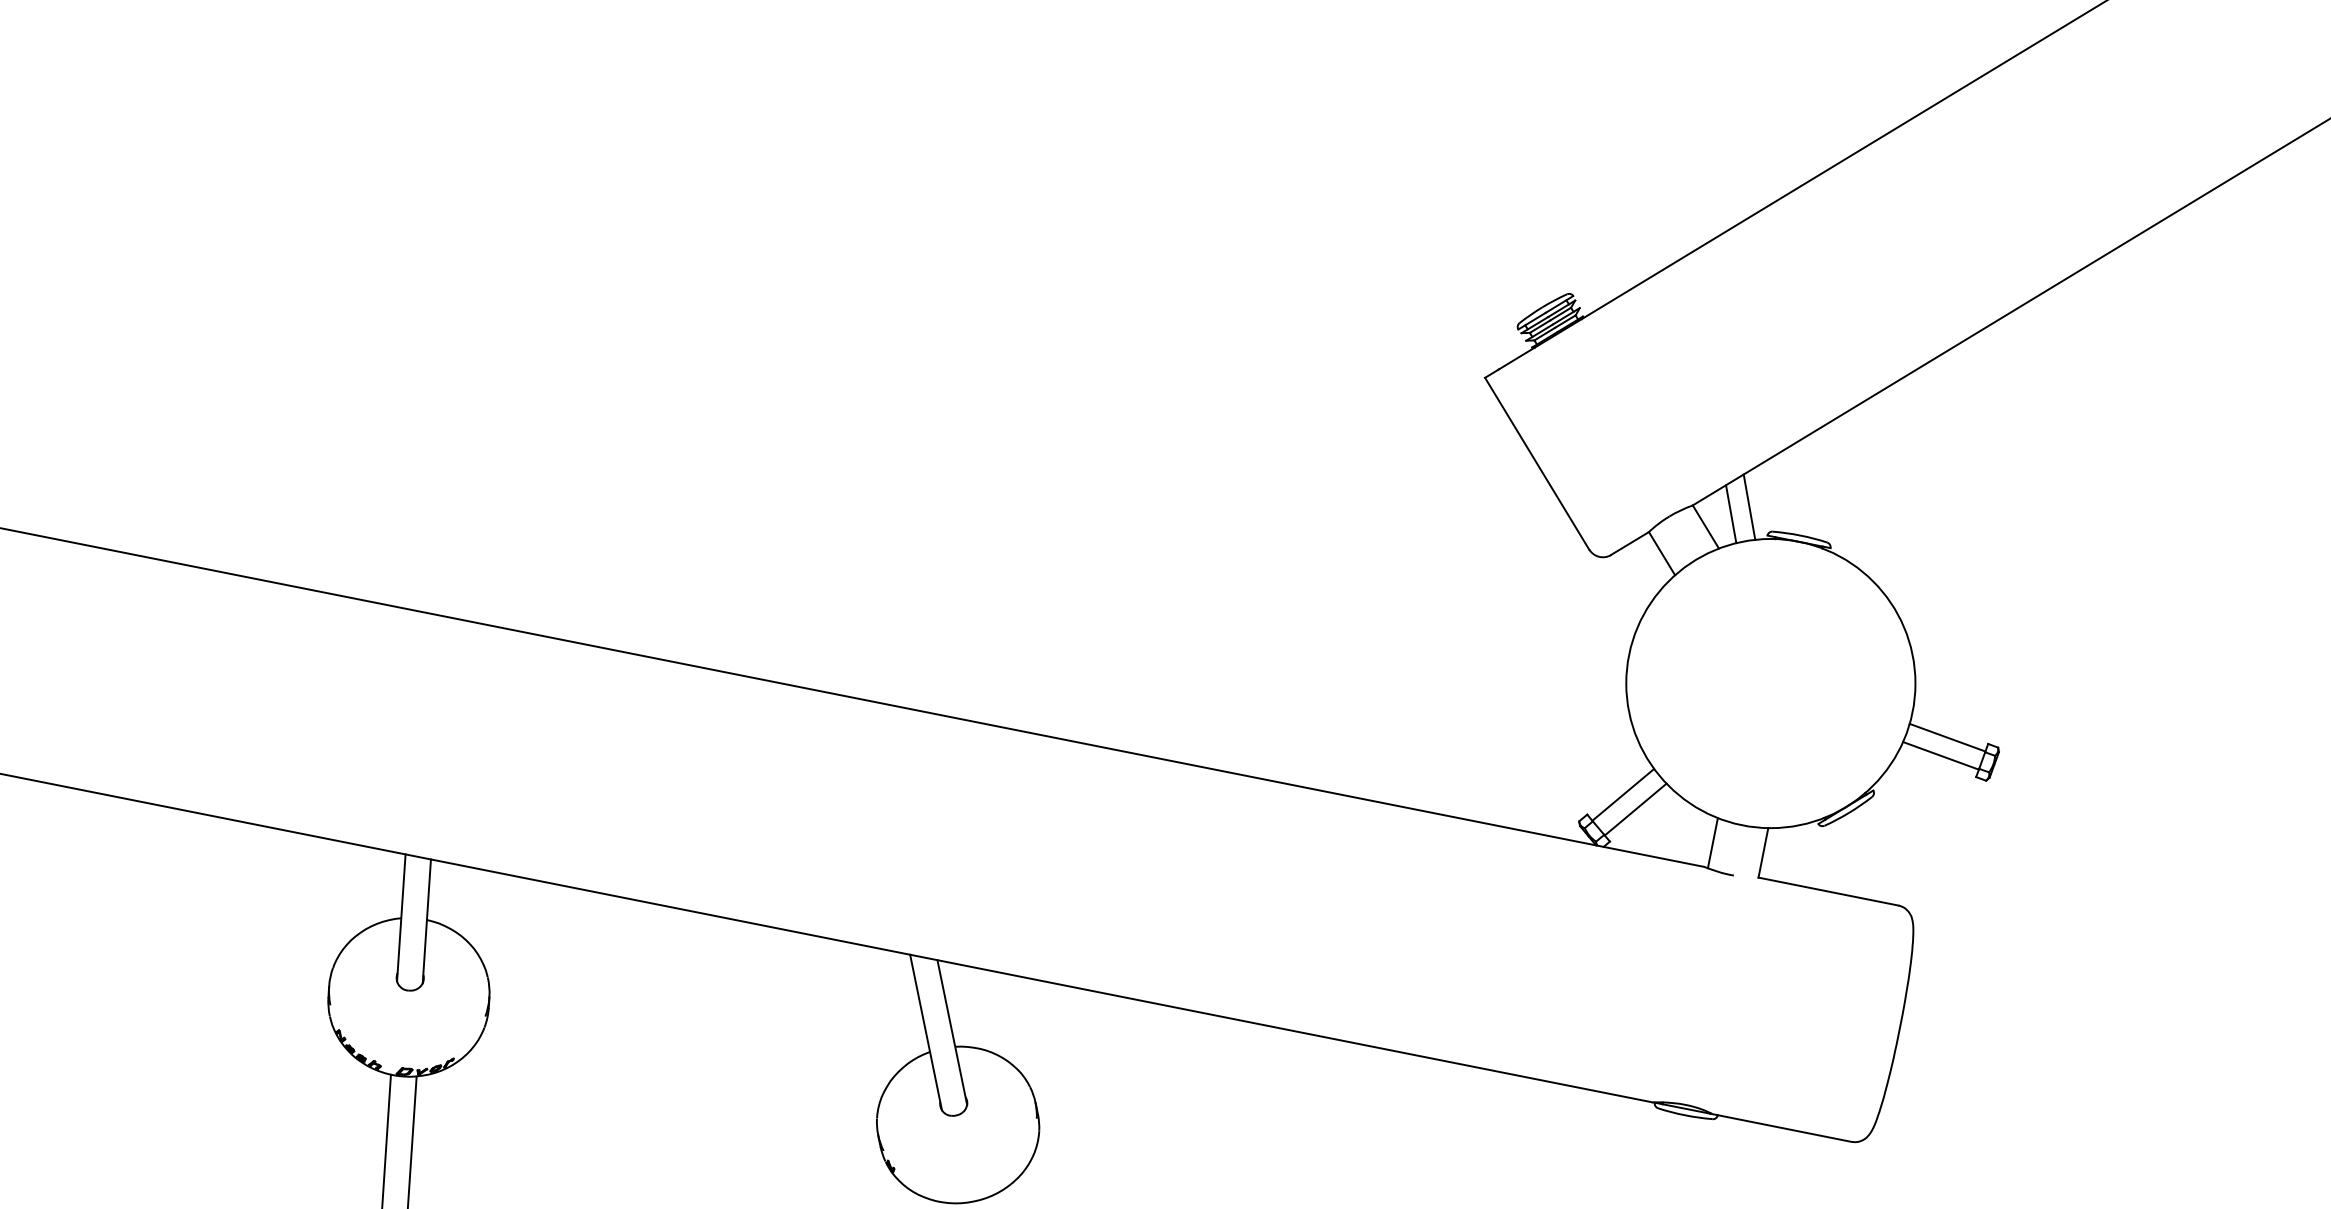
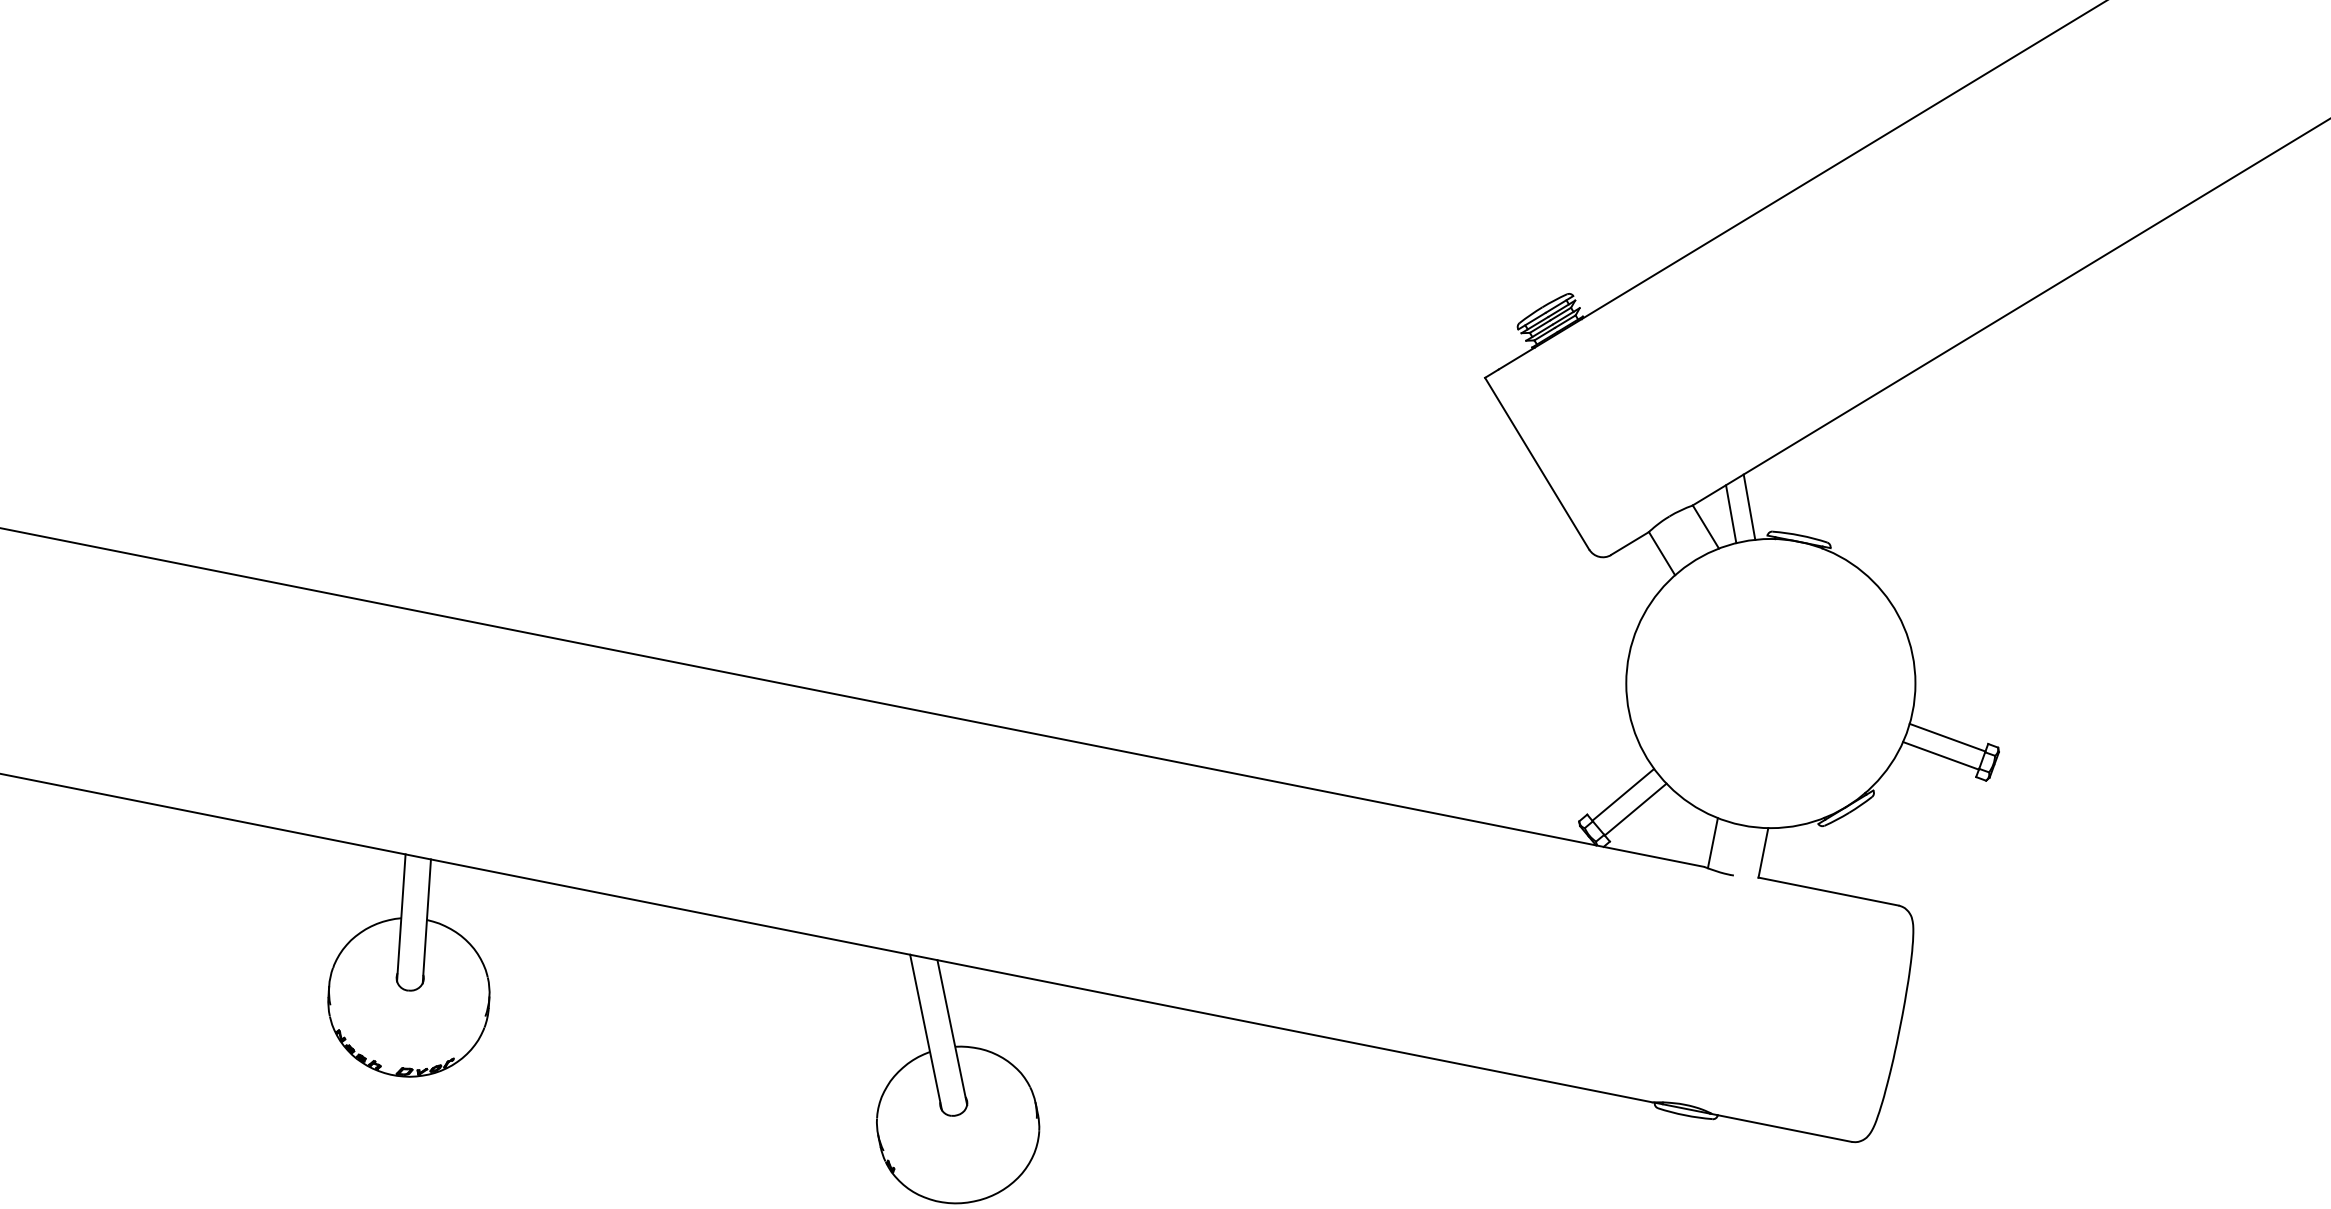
line: present -> none (386, 1139)
line: present -> none (412, 1140)
